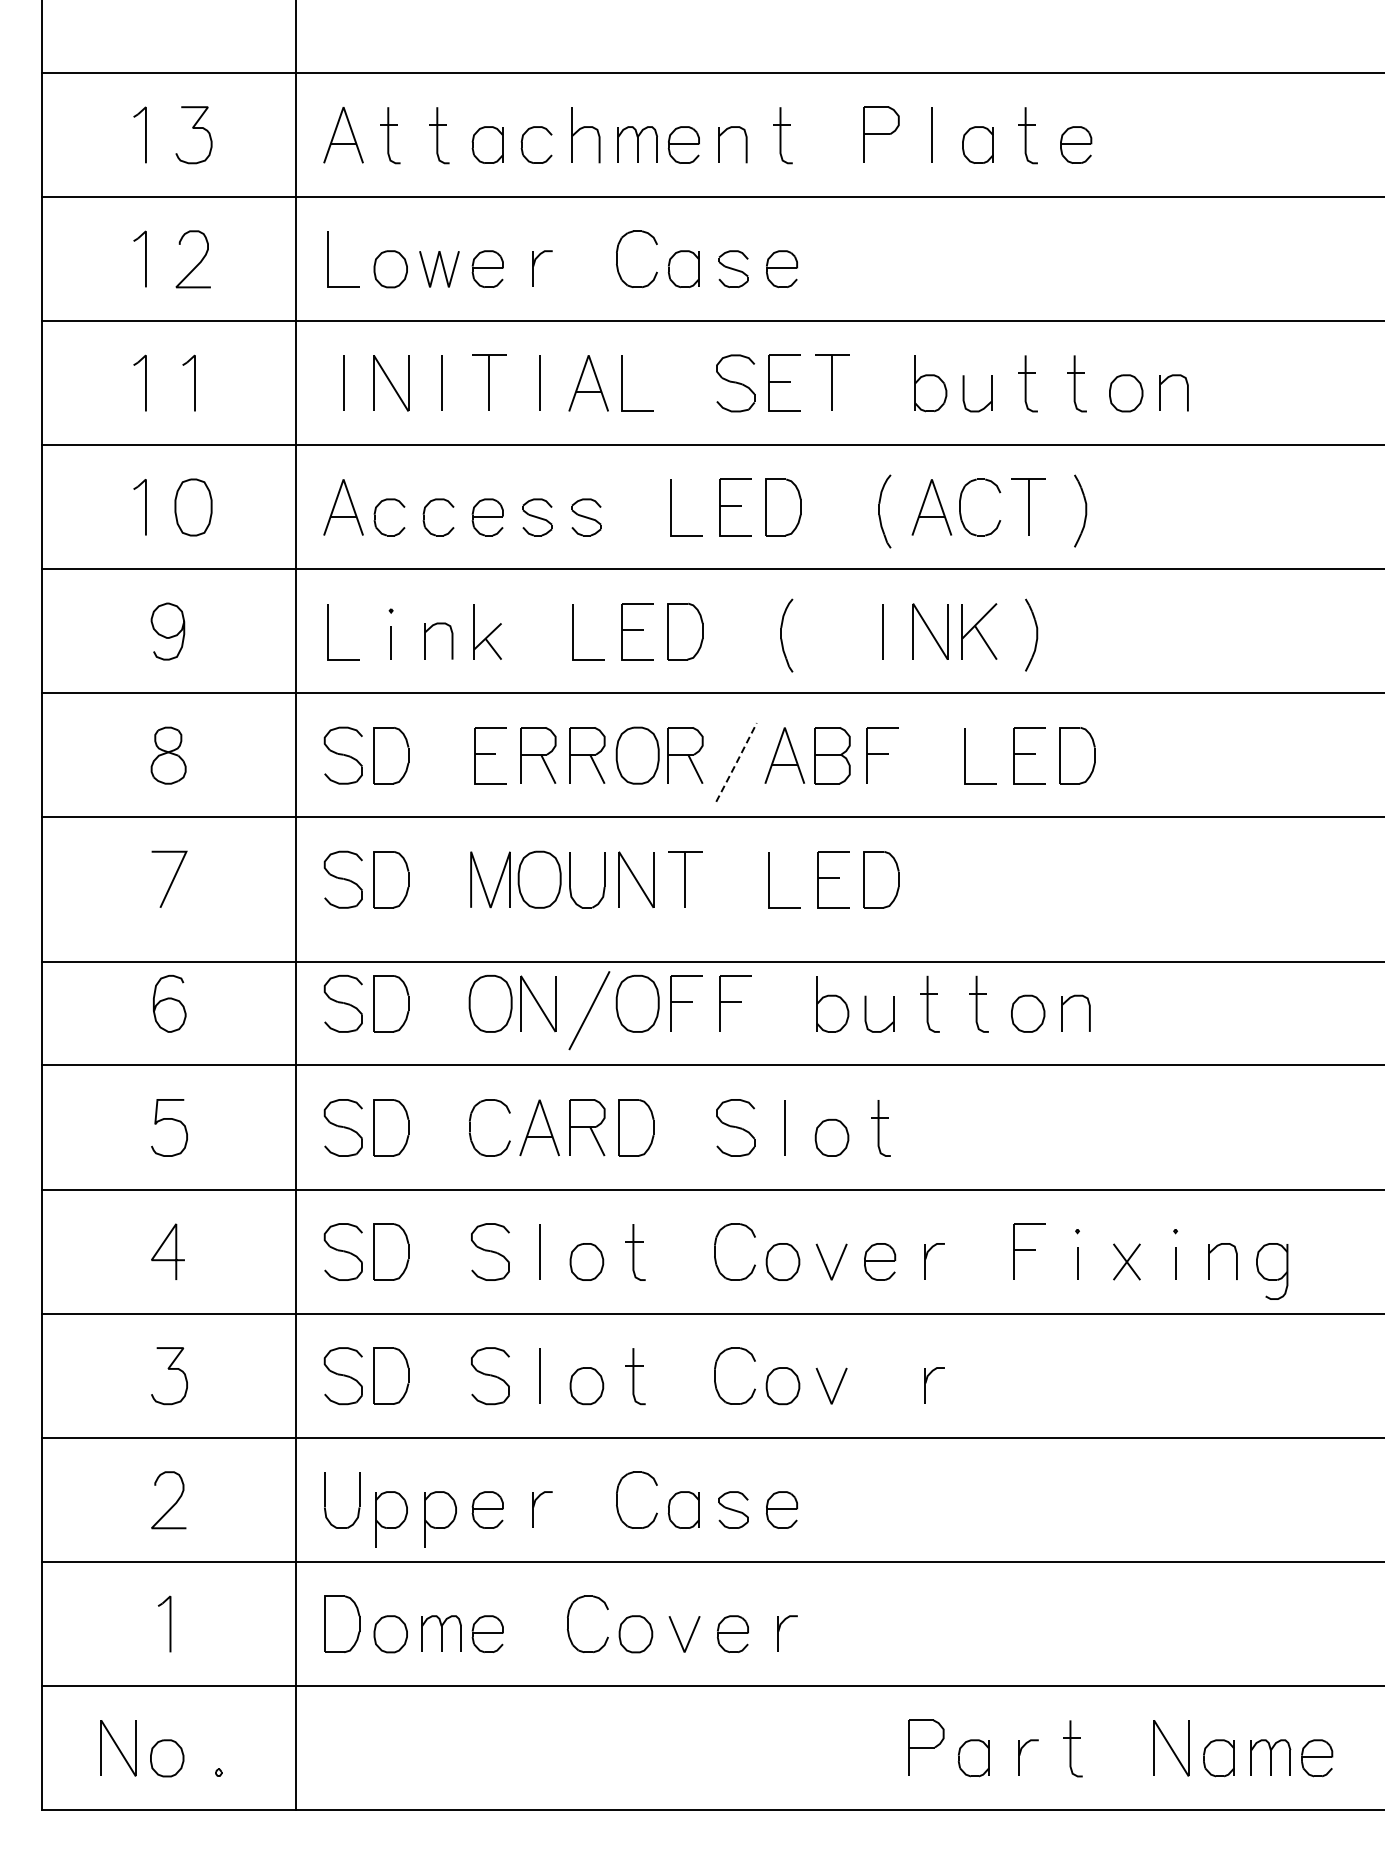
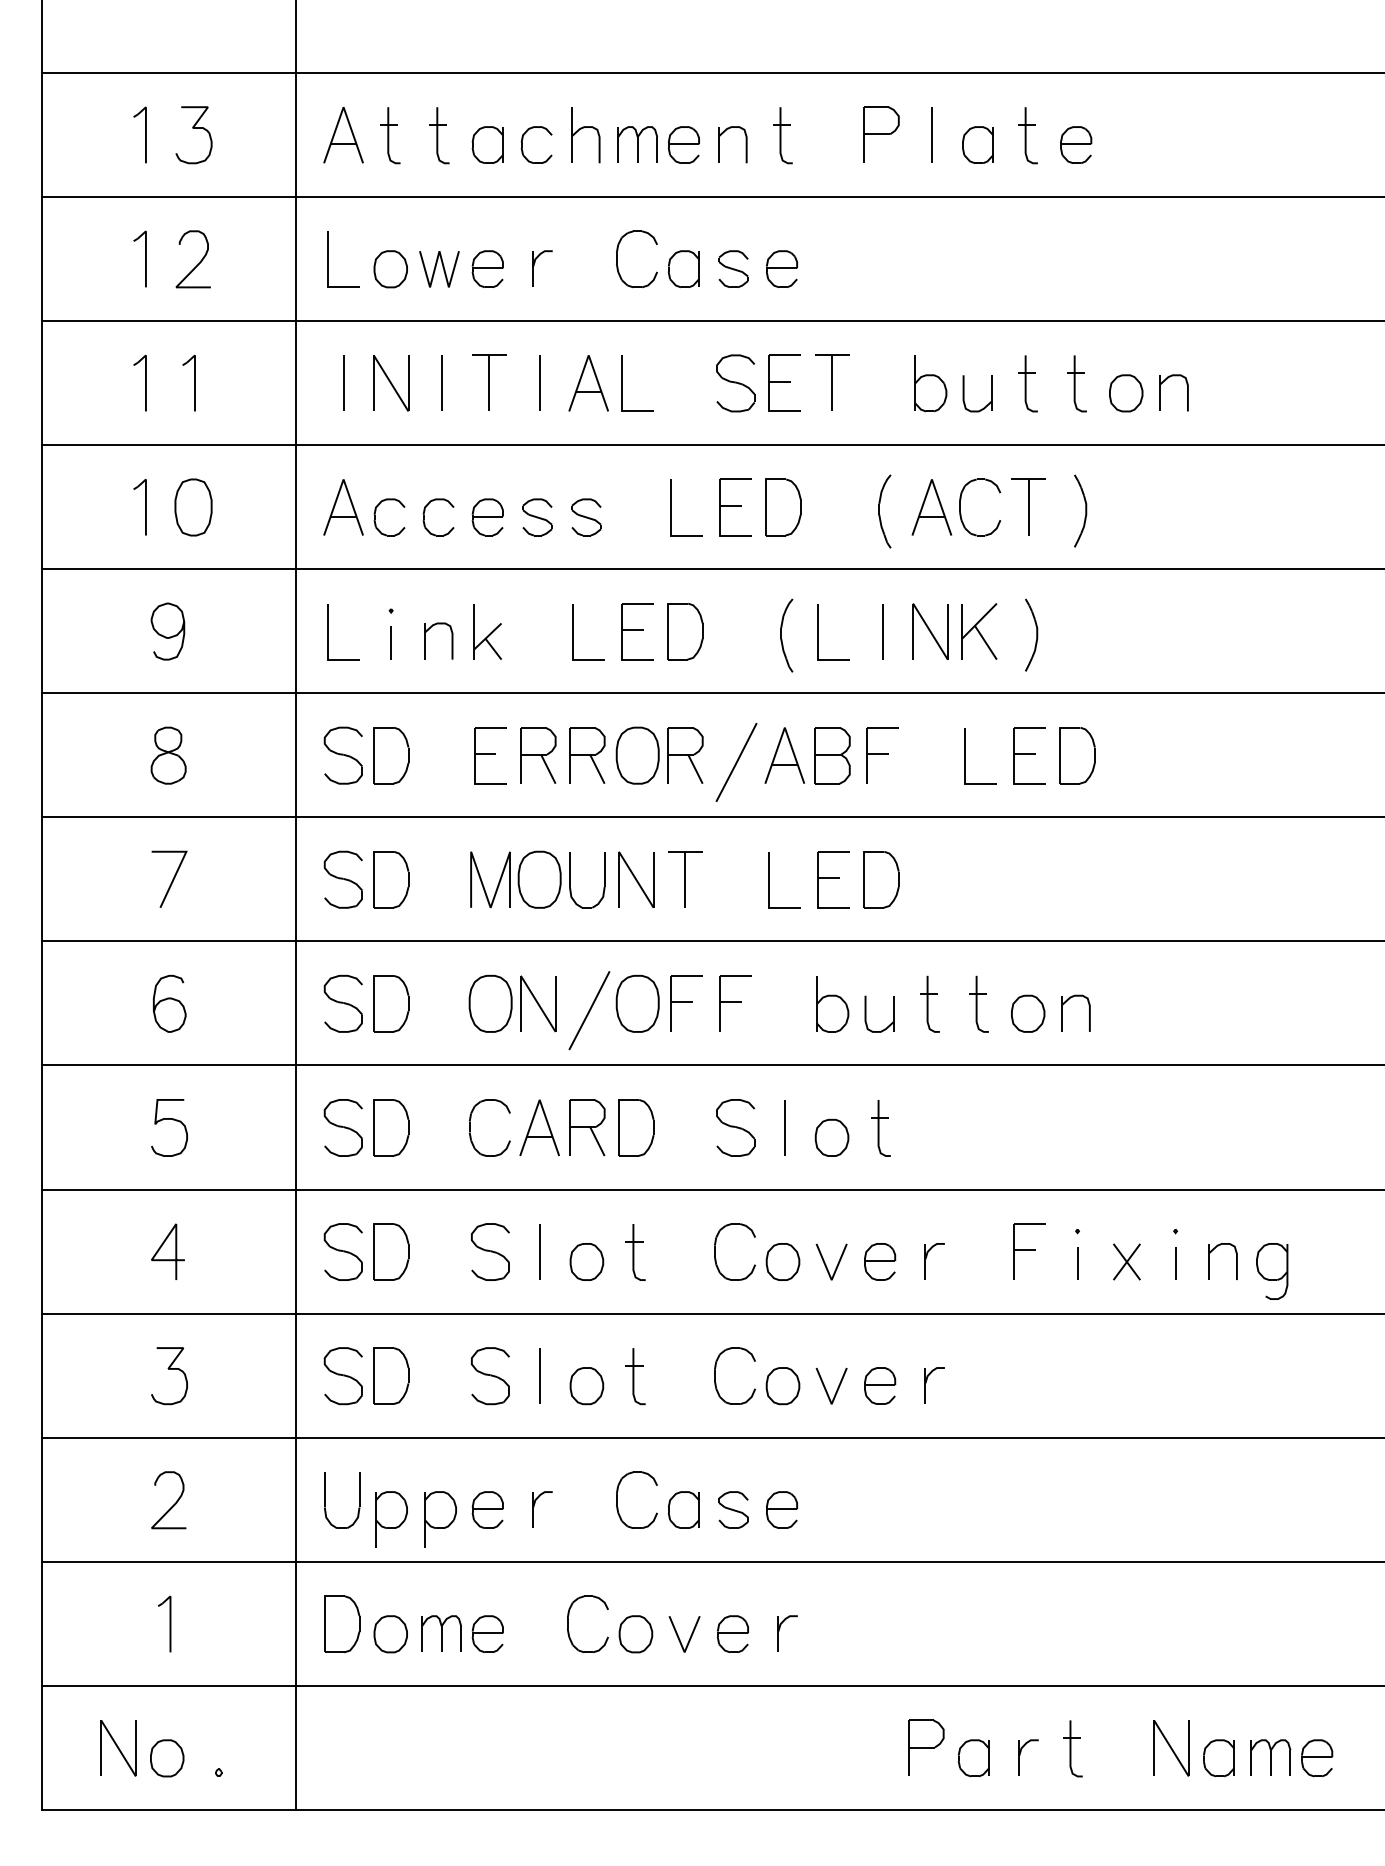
line: none -> present (818, 632)
line: dashed -> solid (736, 762)
line position: (711, 962) -> (711, 941) (711, 941)
part: none -> present (880, 1385)
